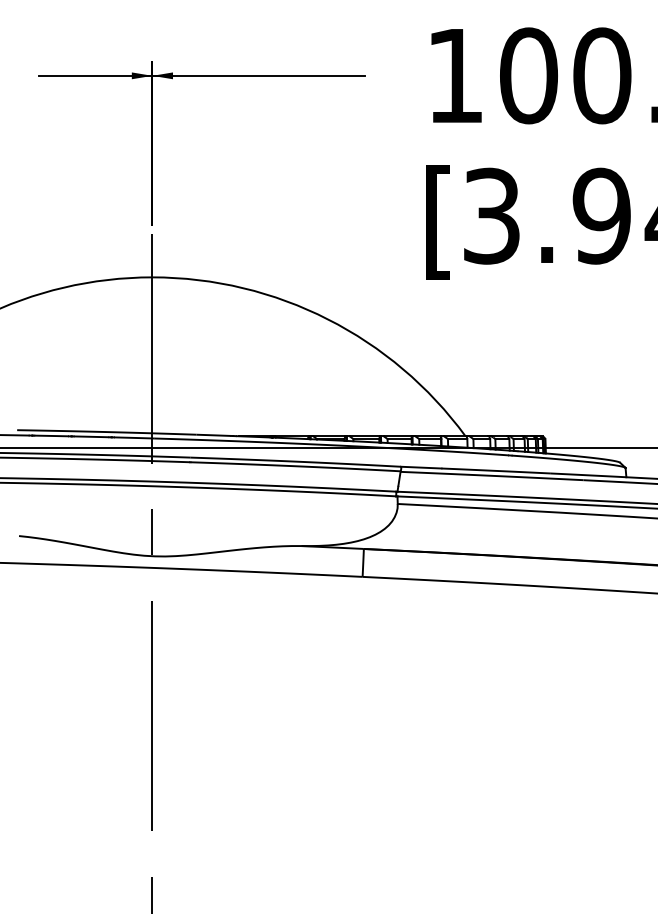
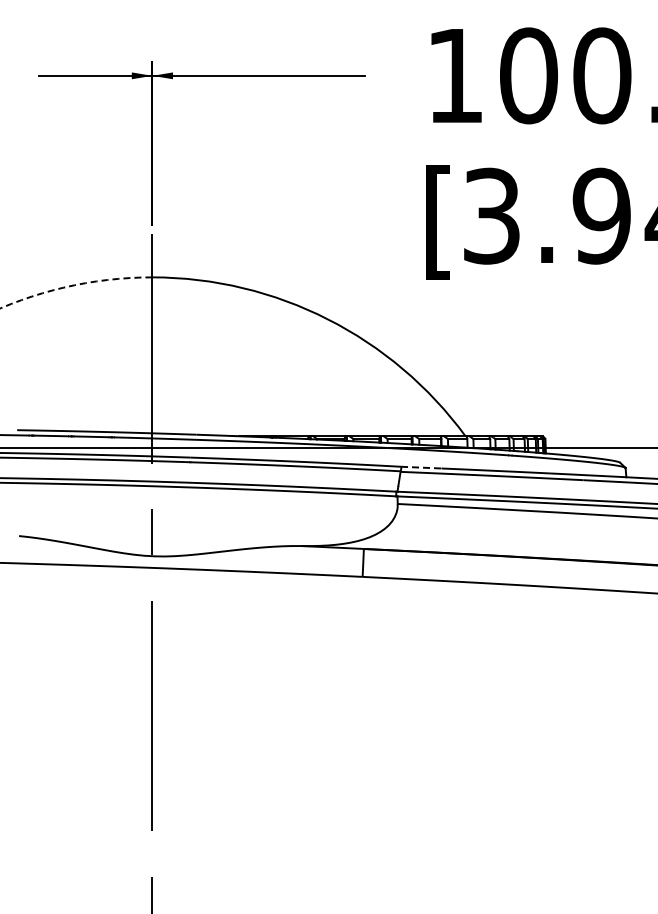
arc: solid -> dashed (73, 285)
line: solid -> dashed (421, 467)
